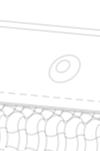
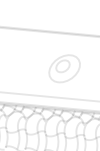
line position: (49, 25) -> (49, 32) (49, 32)
line: dashed -> solid (50, 96)
